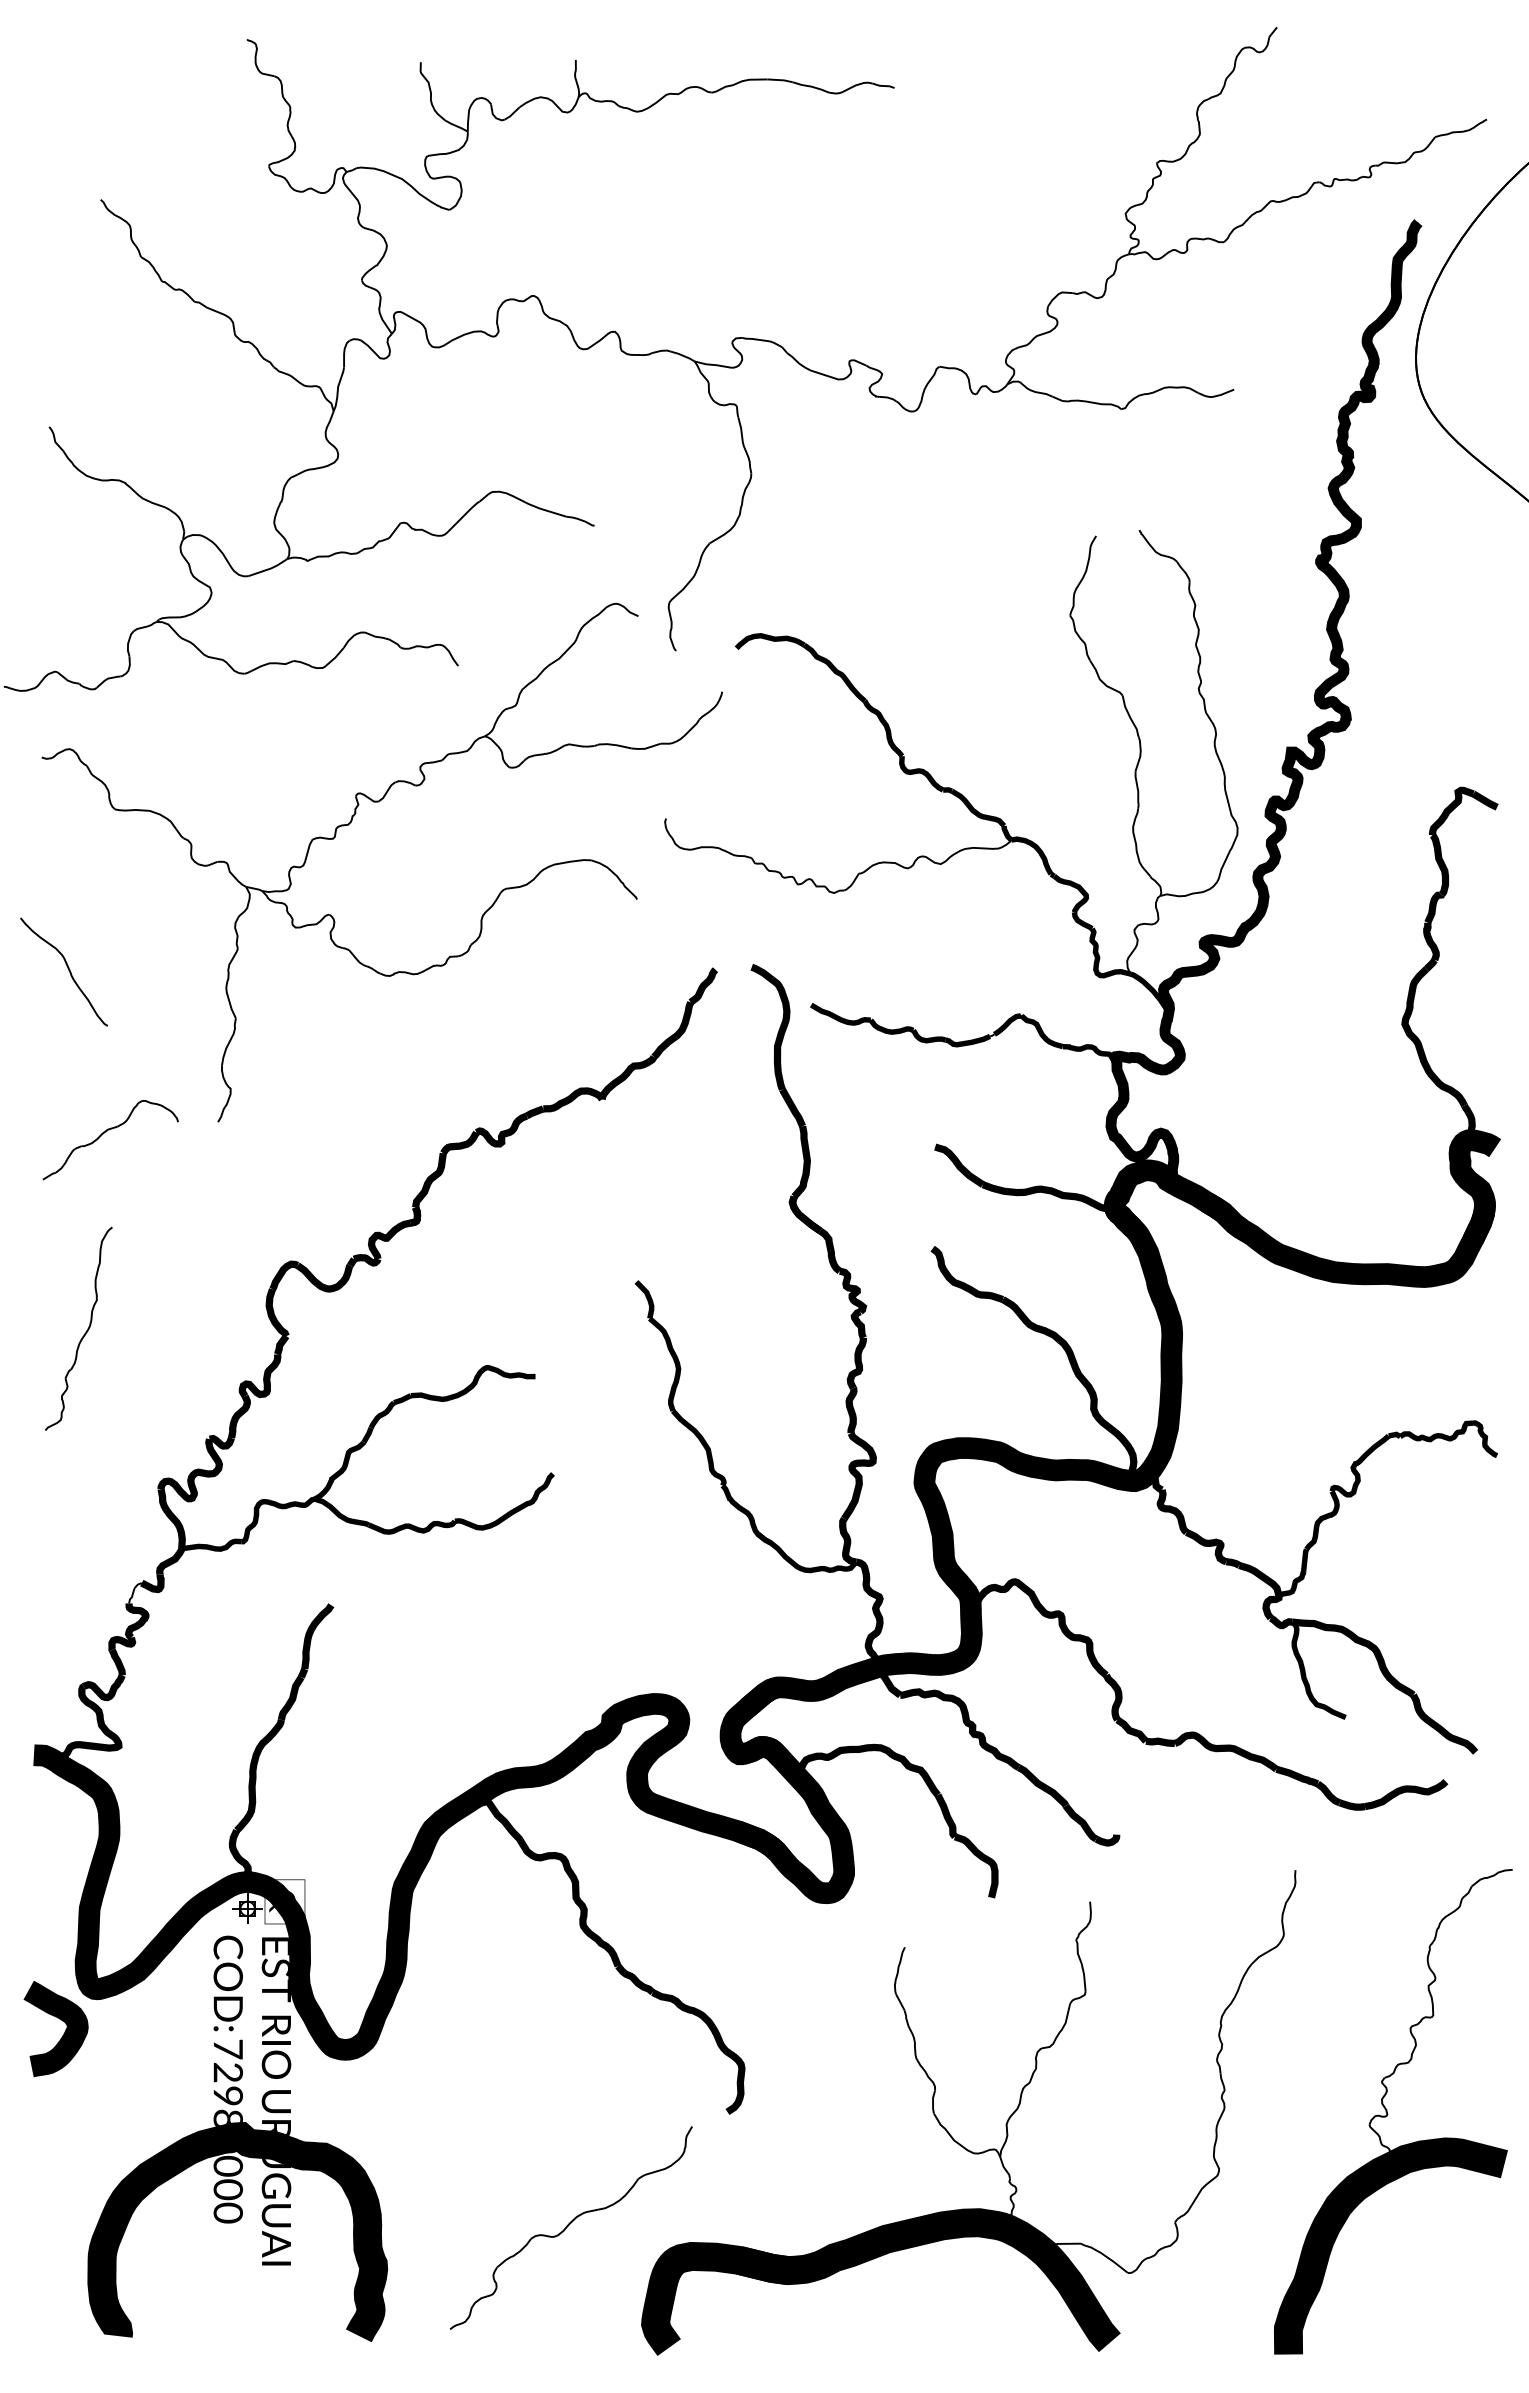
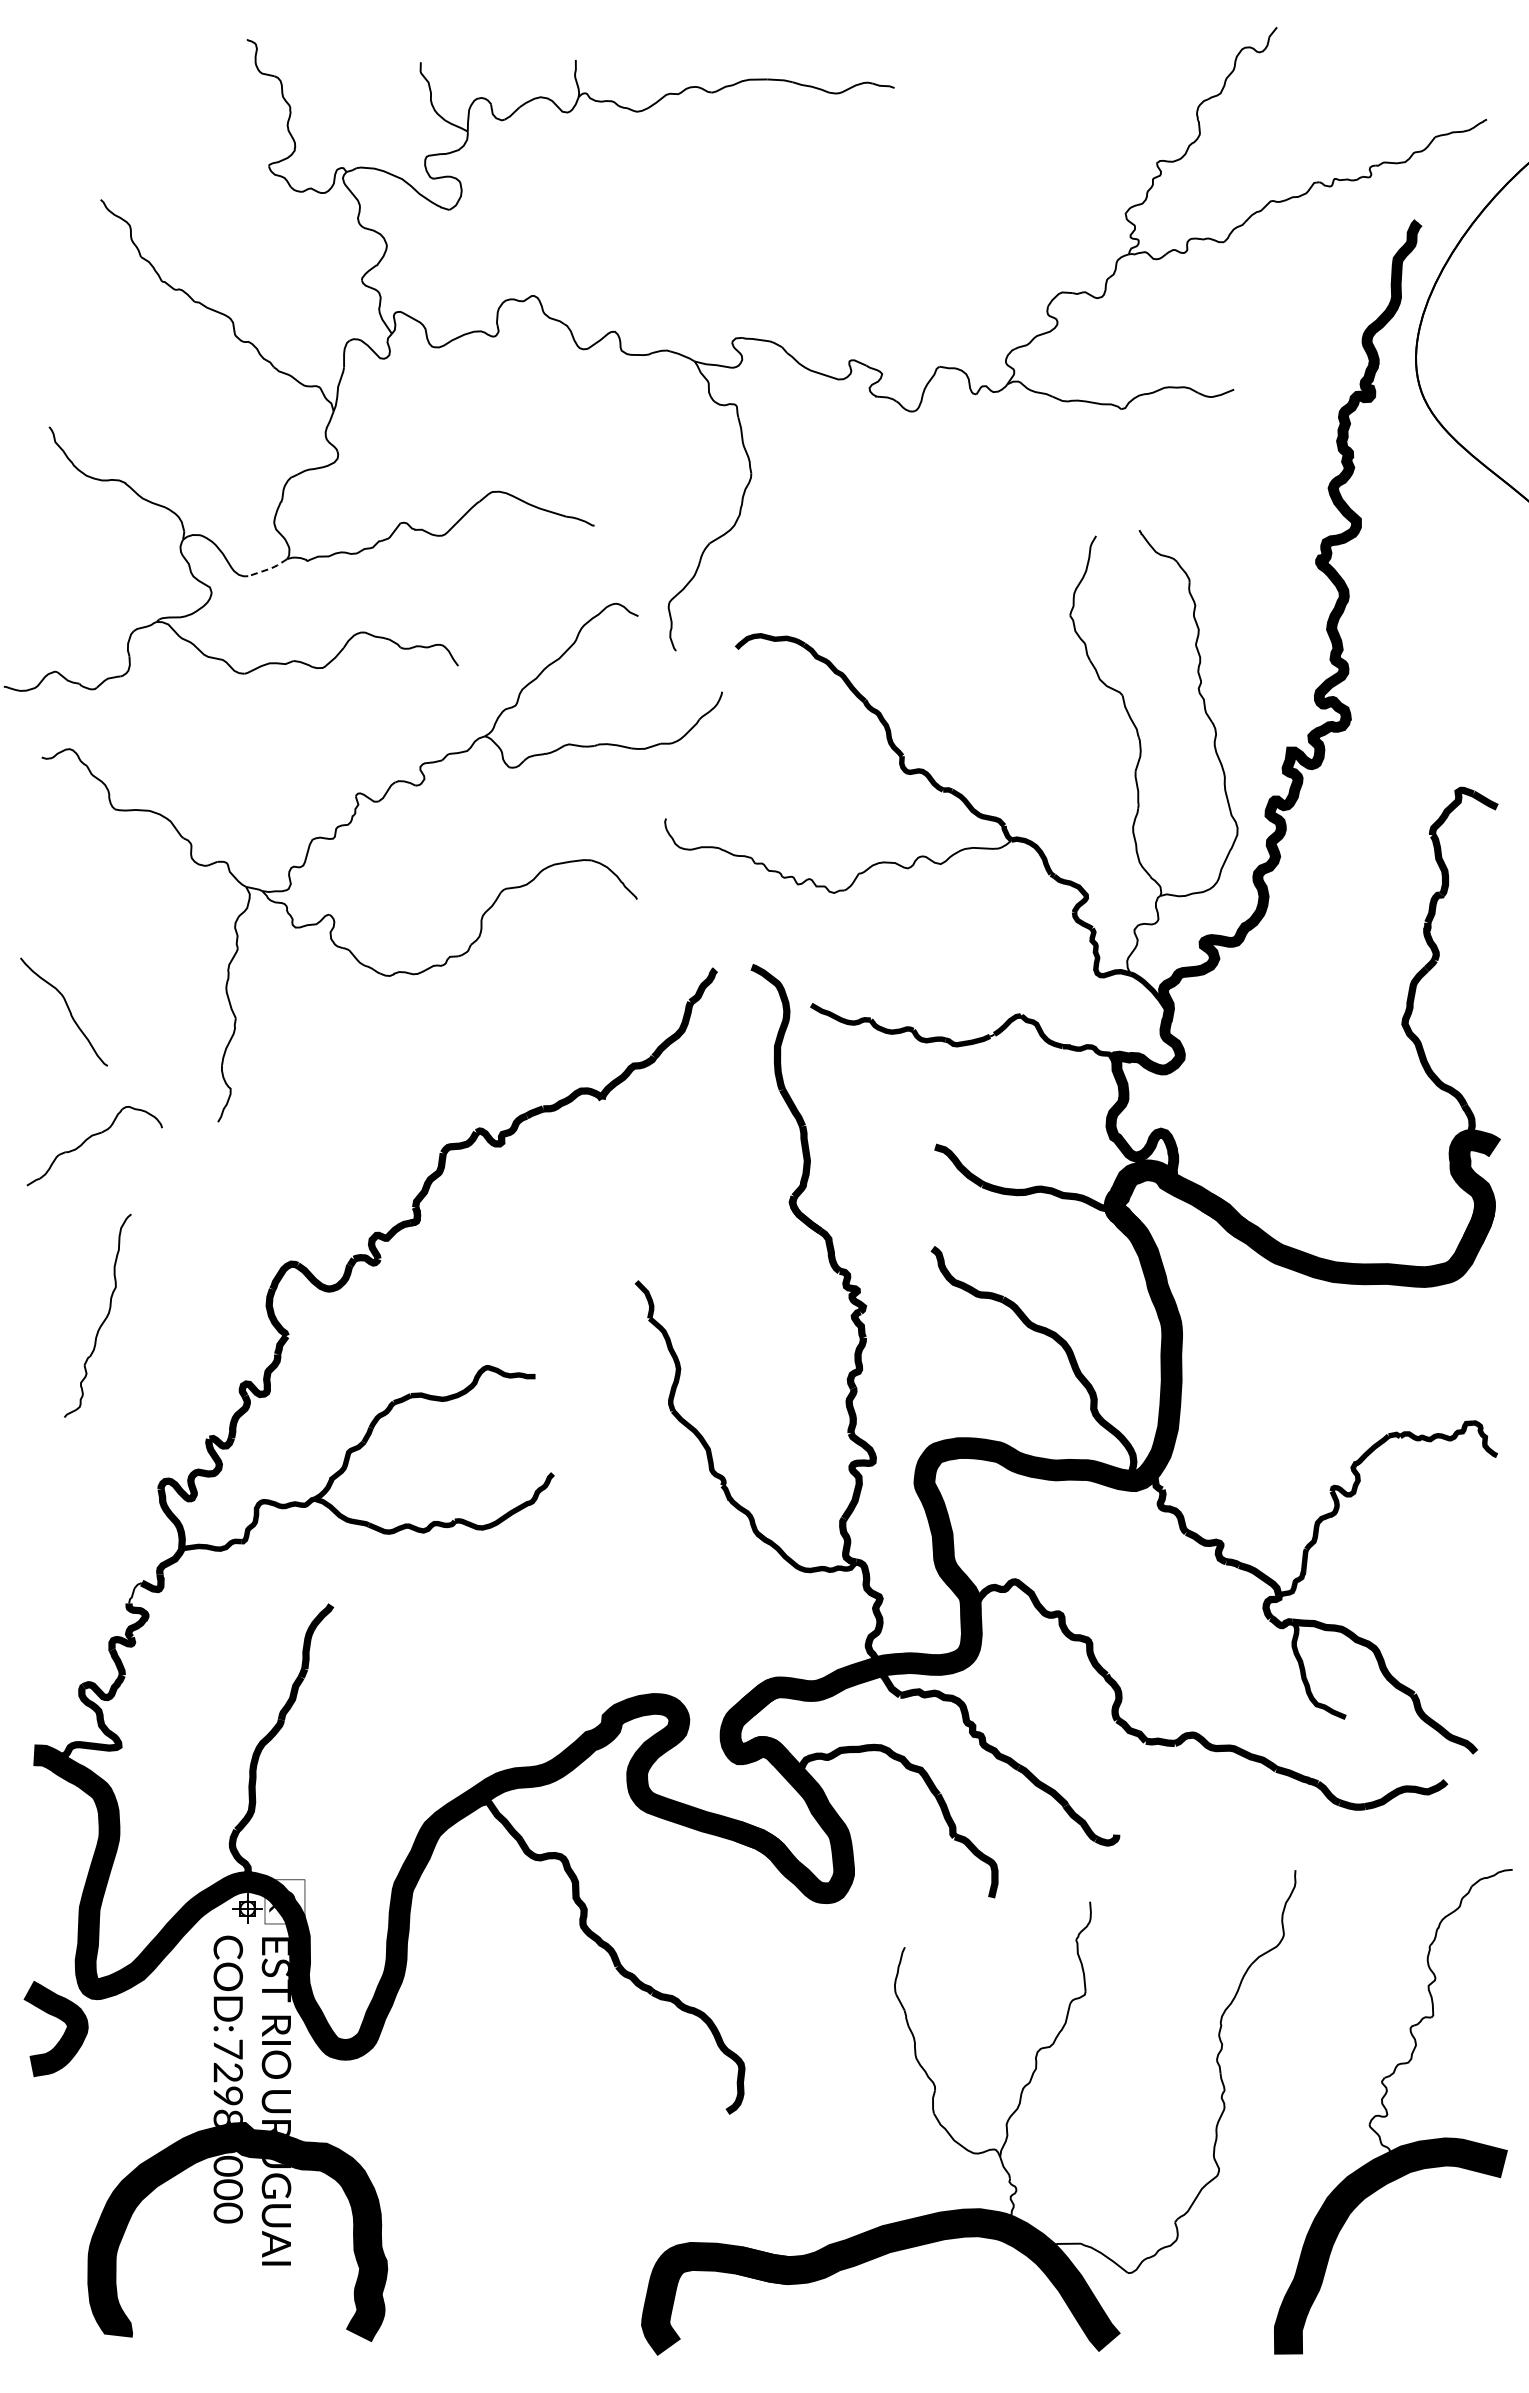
line: solid -> dashed (269, 569)
curve position: (67, 968) -> (67, 1008) (67, 1008)
part position: (104, 1133) -> (88, 1139) (88, 1139)
part position: (85, 1331) -> (104, 1318) (104, 1318)
part: present -> none (570, 2227)
